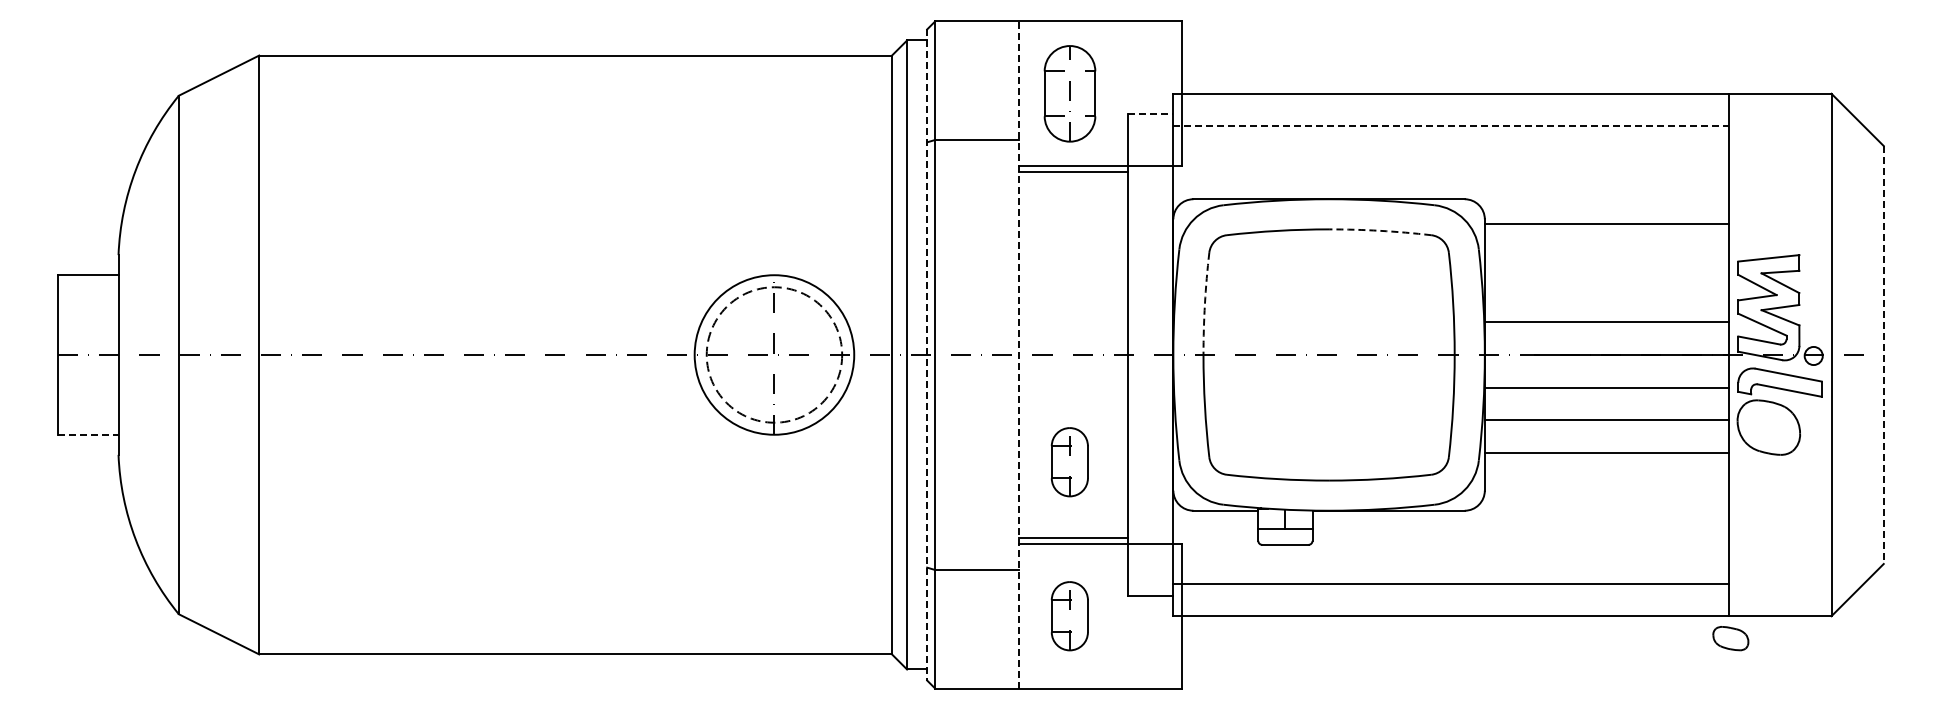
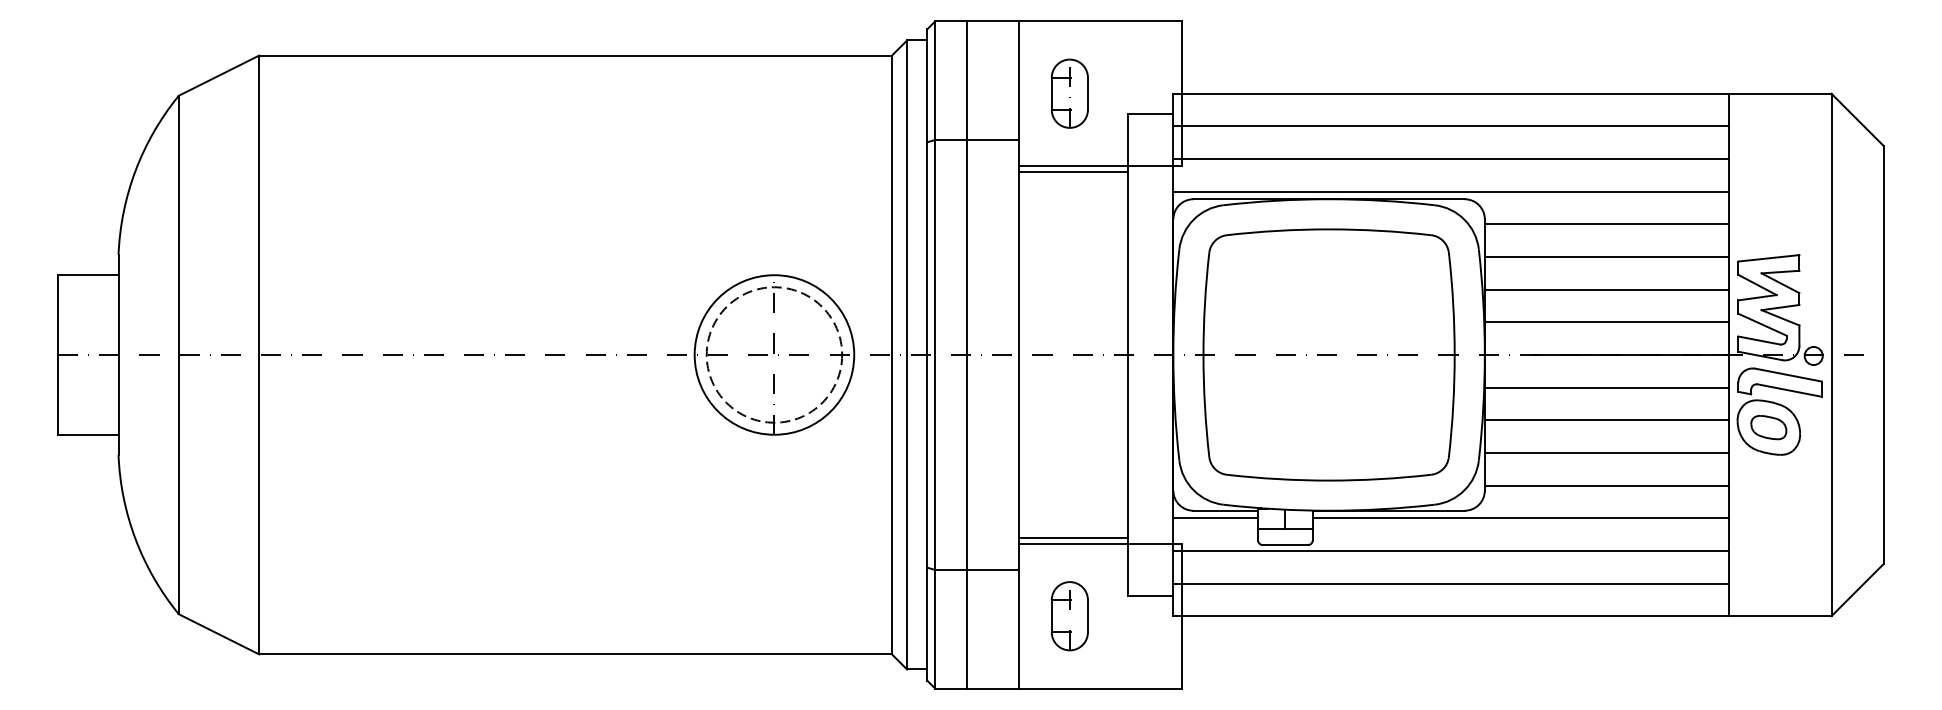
part size: 54x98 px -> 39x71 px (1069, 93)
line: dashed -> solid (1150, 113)
line: dashed -> solid (1450, 126)
line: none -> present (1450, 159)
line: none -> present (1450, 191)
arc: dashed -> solid (1380, 230)
line: none -> present (1606, 257)
line: none -> present (1606, 289)
arc: dashed -> solid (1204, 303)
line: none -> present (967, 354)
line: dashed -> solid (927, 355)
line: dashed -> solid (1018, 355)
line: dashed -> solid (1883, 355)
line: dashed -> solid (88, 434)
part: present -> none (1069, 462)
line: none -> present (1606, 485)
line: none -> present (1215, 518)
line: none -> present (1520, 518)
line: none -> present (1450, 550)
part position: (1730, 638) -> (1768, 427) (1768, 427)
